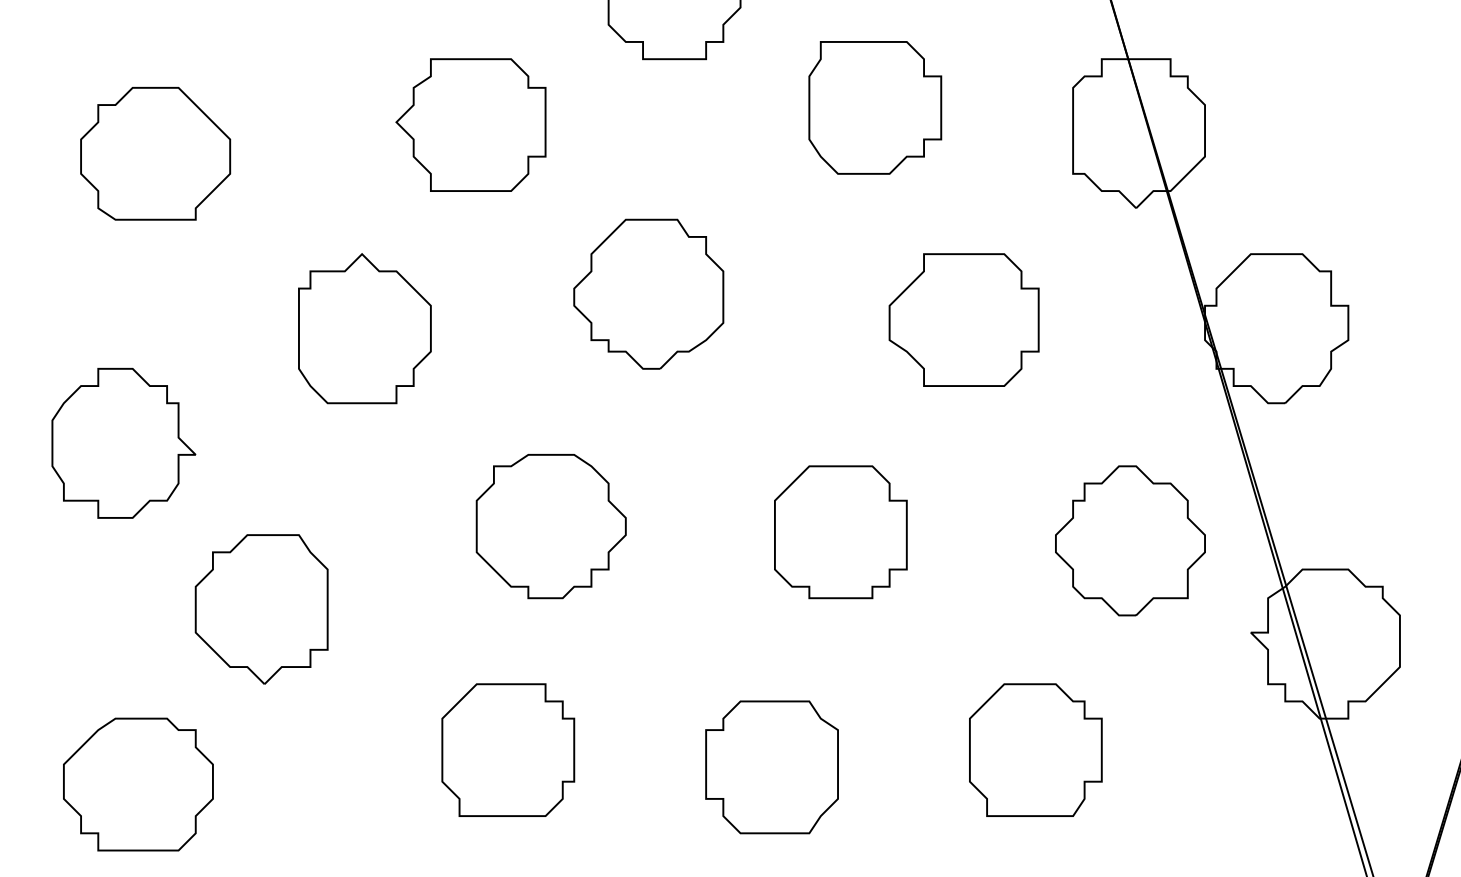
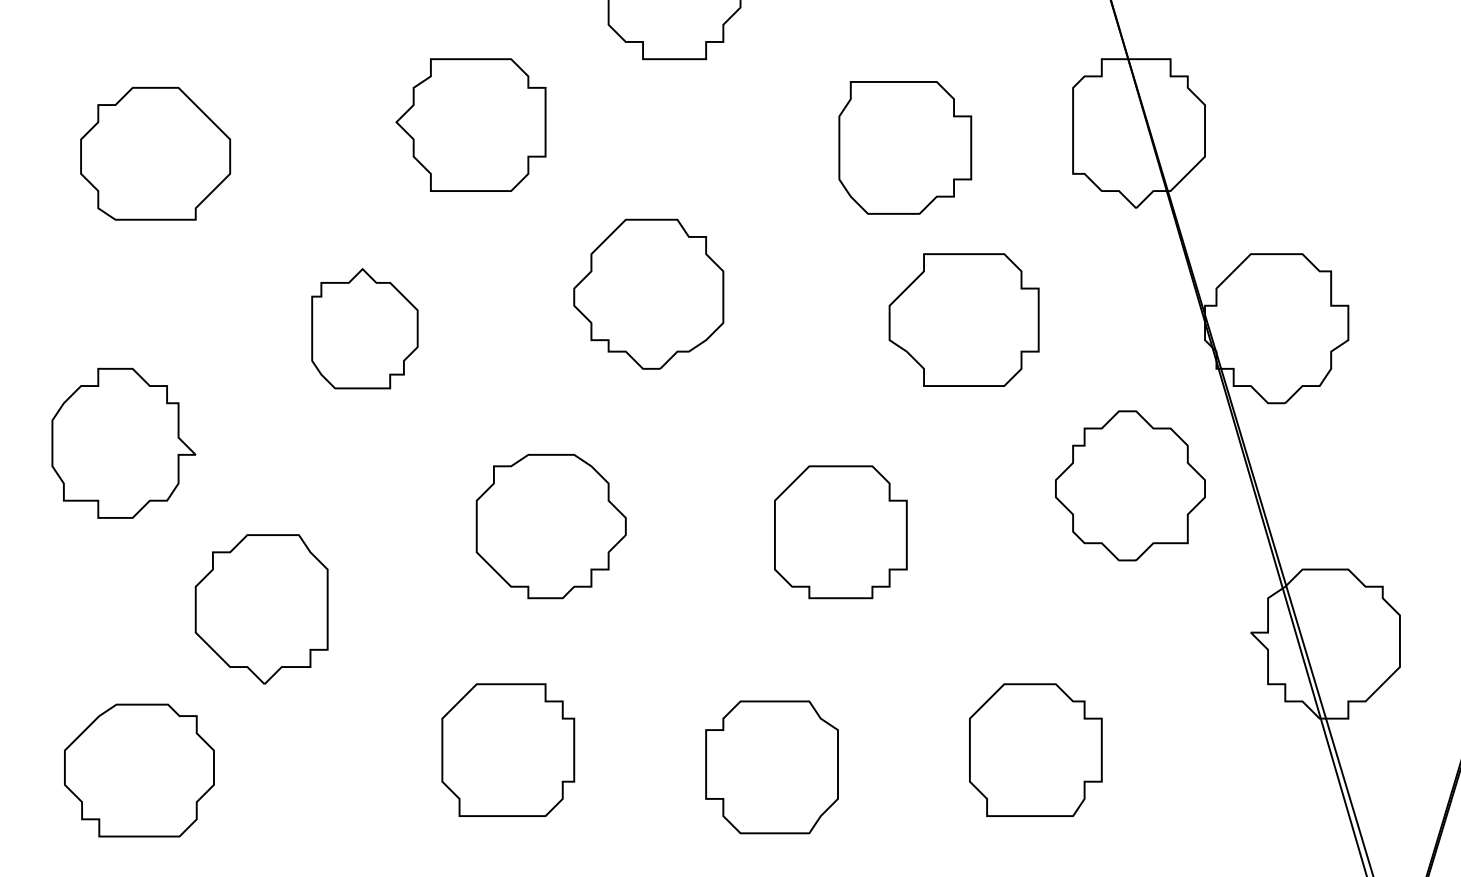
part position: (875, 107) -> (905, 147) (905, 147)
part size: 134x152 px -> 108x122 px (364, 328)
part position: (1130, 540) -> (1130, 485) (1130, 485)
part position: (138, 784) -> (139, 770) (139, 770)
